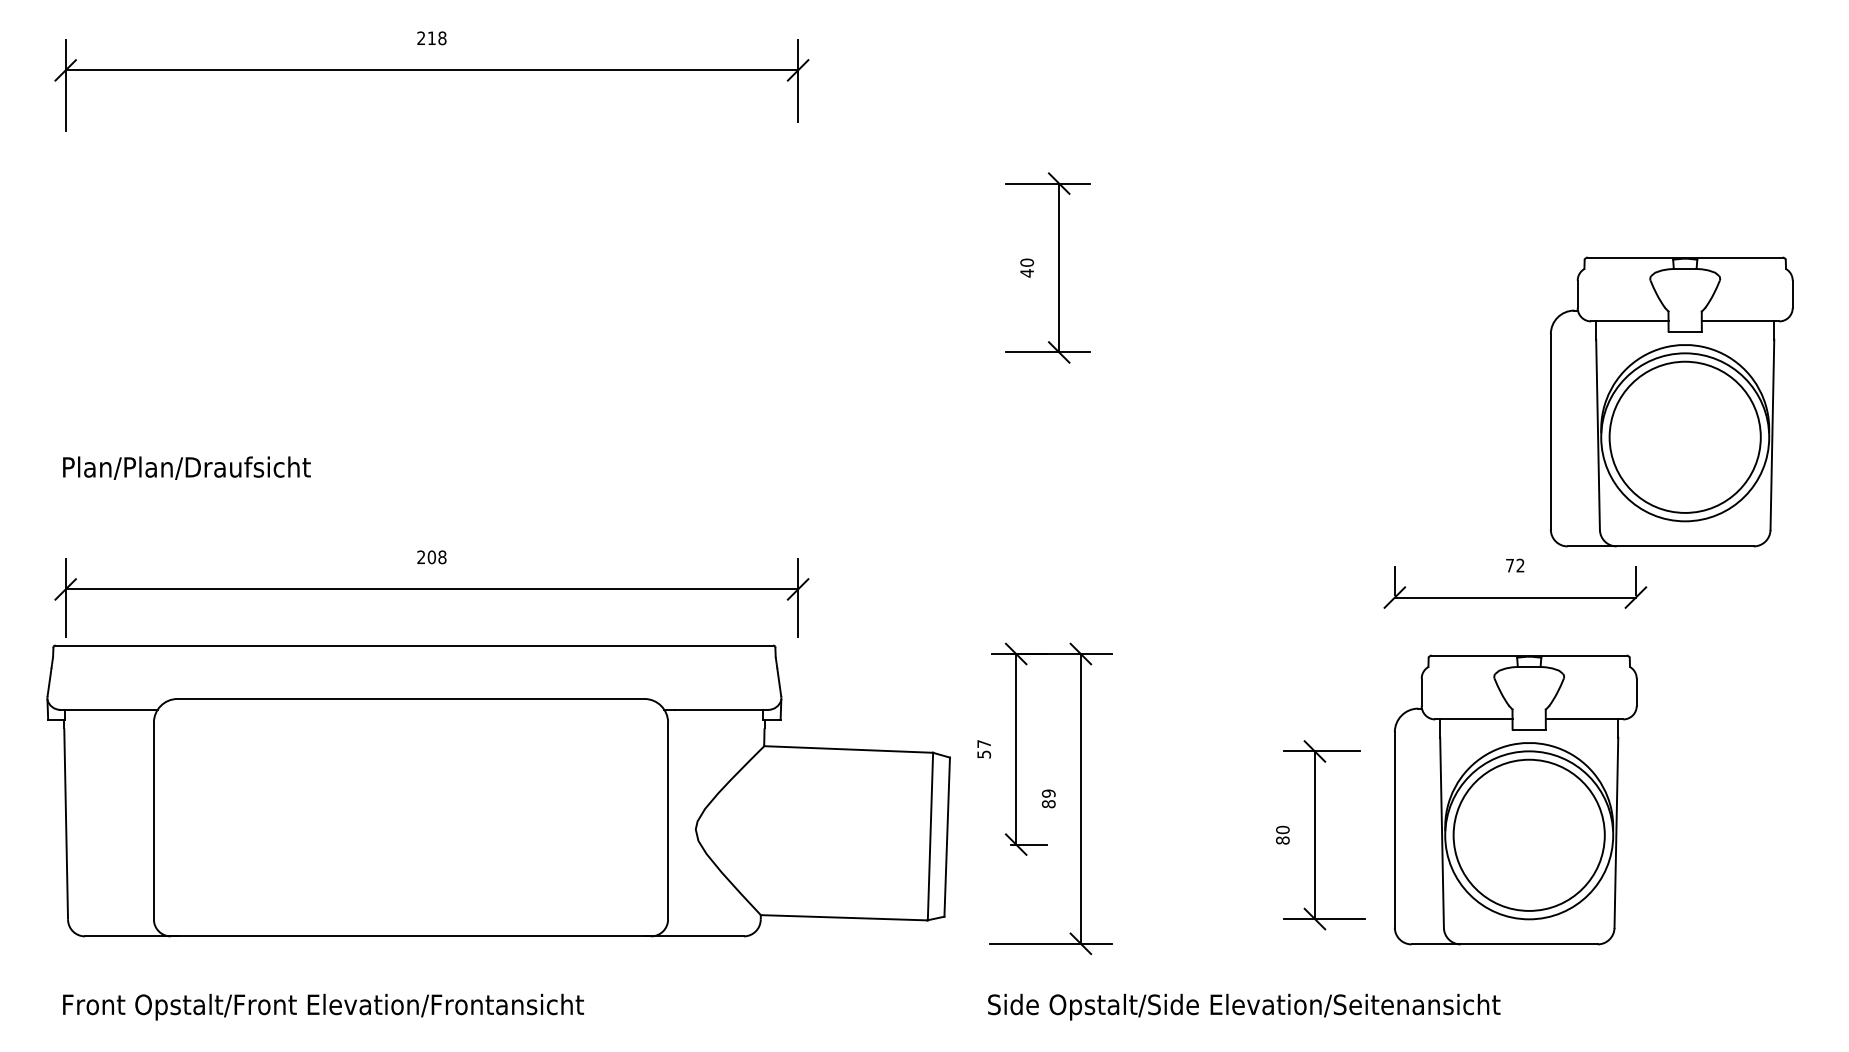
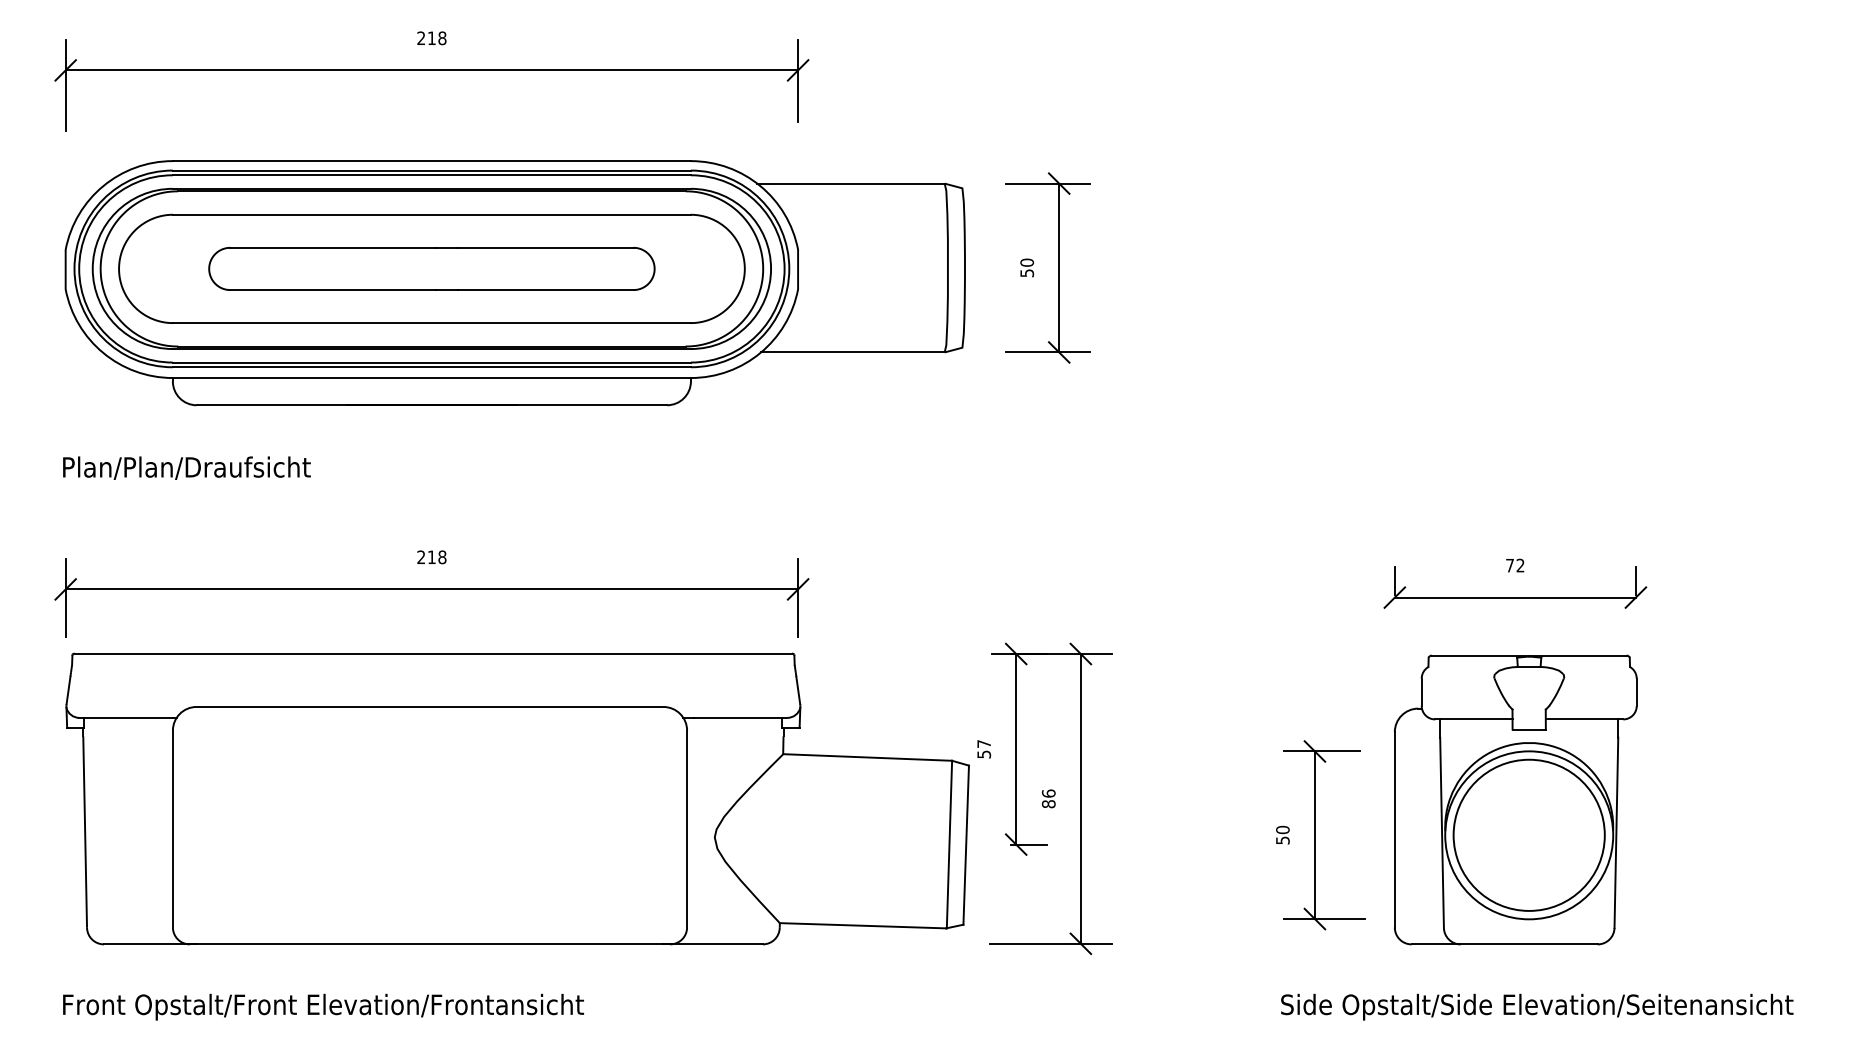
text: 40 -> 50 (1027, 273)
part: none -> present (514, 283)
part: present -> none (1671, 401)
text: 208 -> 218 (431, 557)
part position: (498, 790) -> (517, 798) (517, 798)
text: 89 -> 86 (1048, 793)
text: 80 -> 50 (1282, 840)
text position: (1244, 1006) -> (1537, 1006) (1537, 1006)
